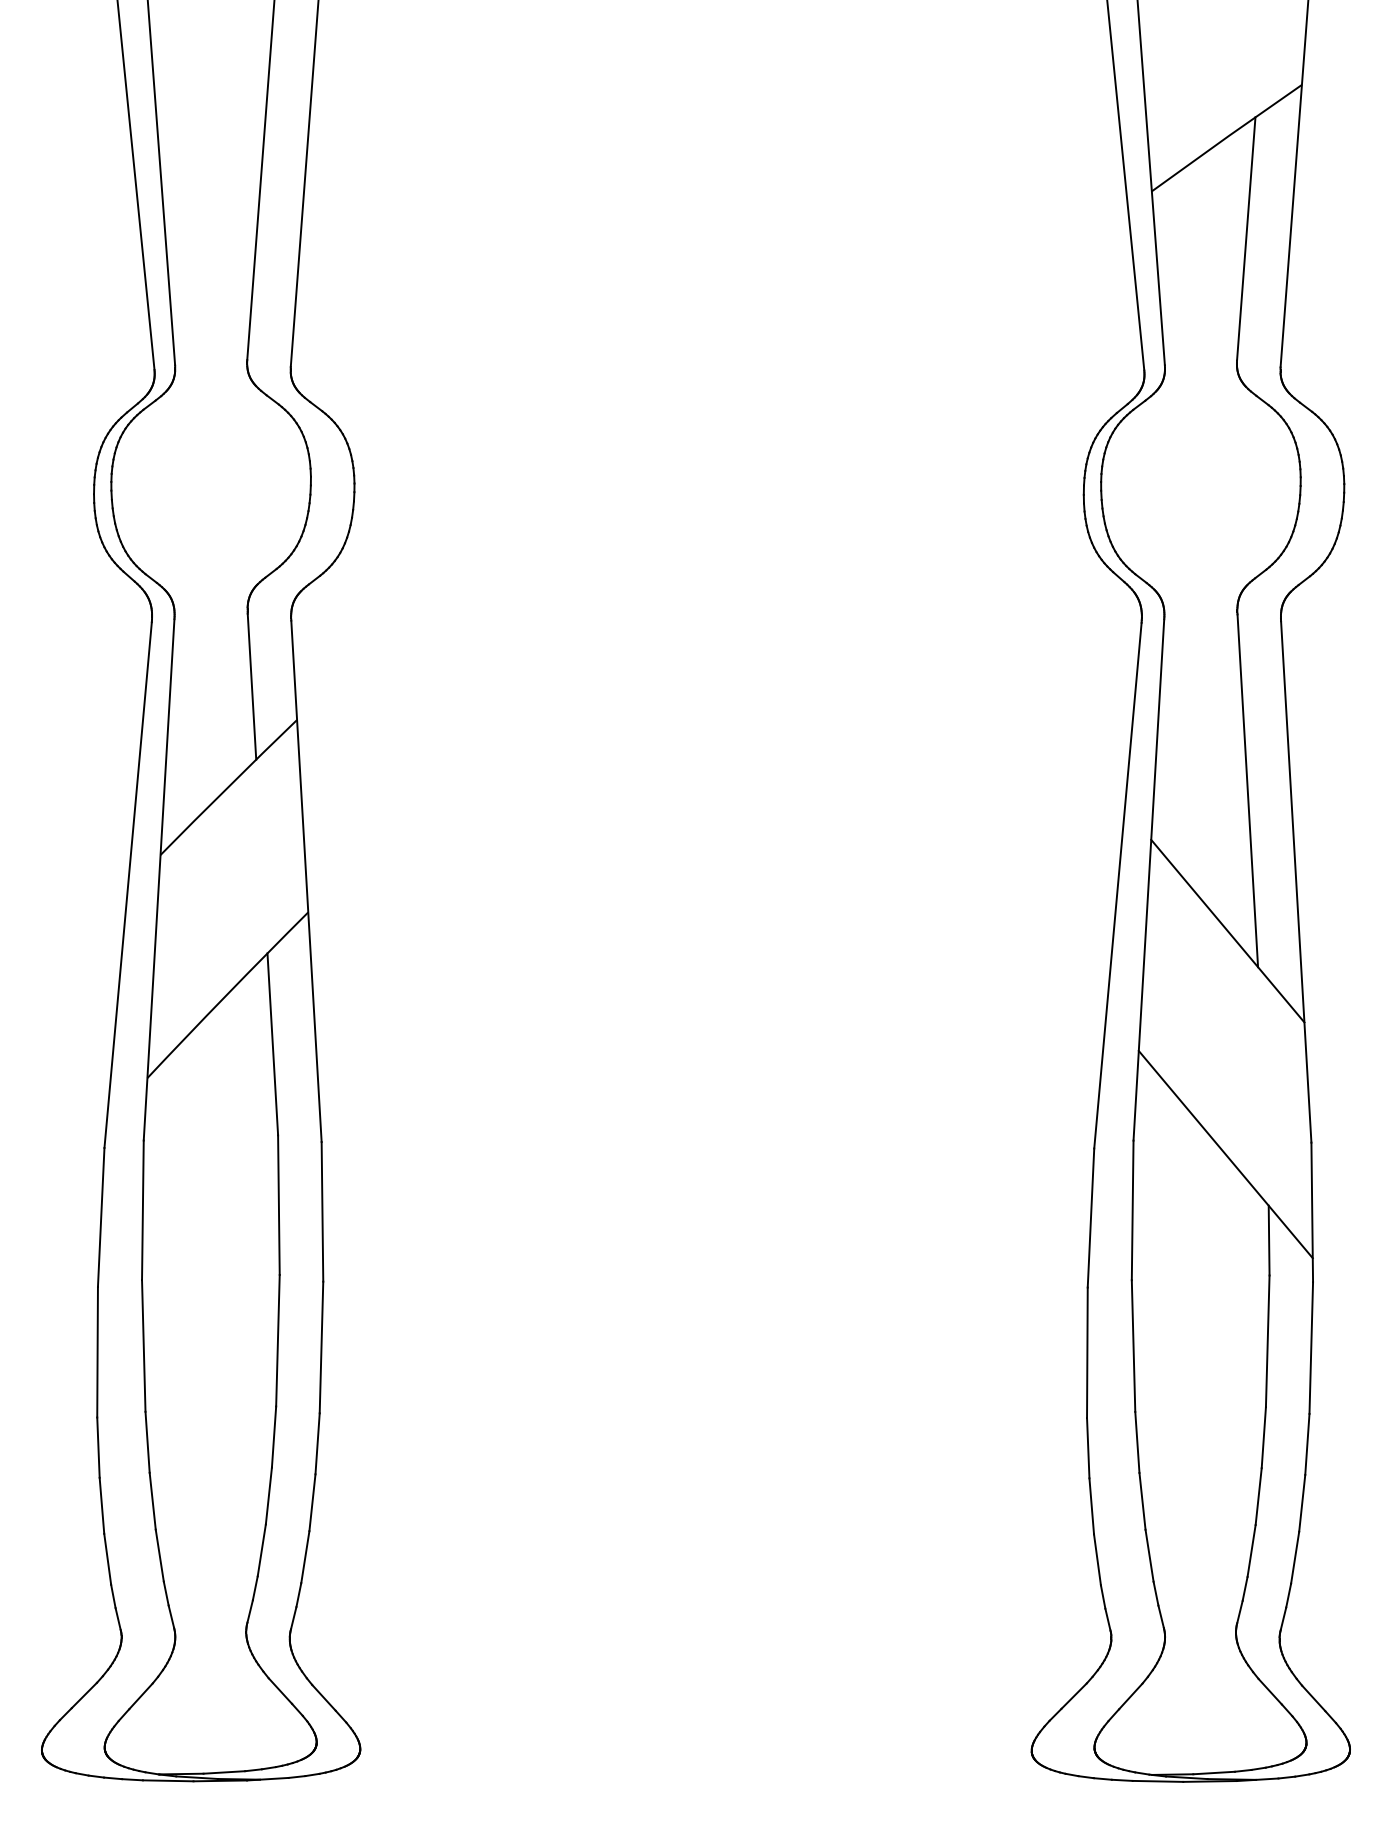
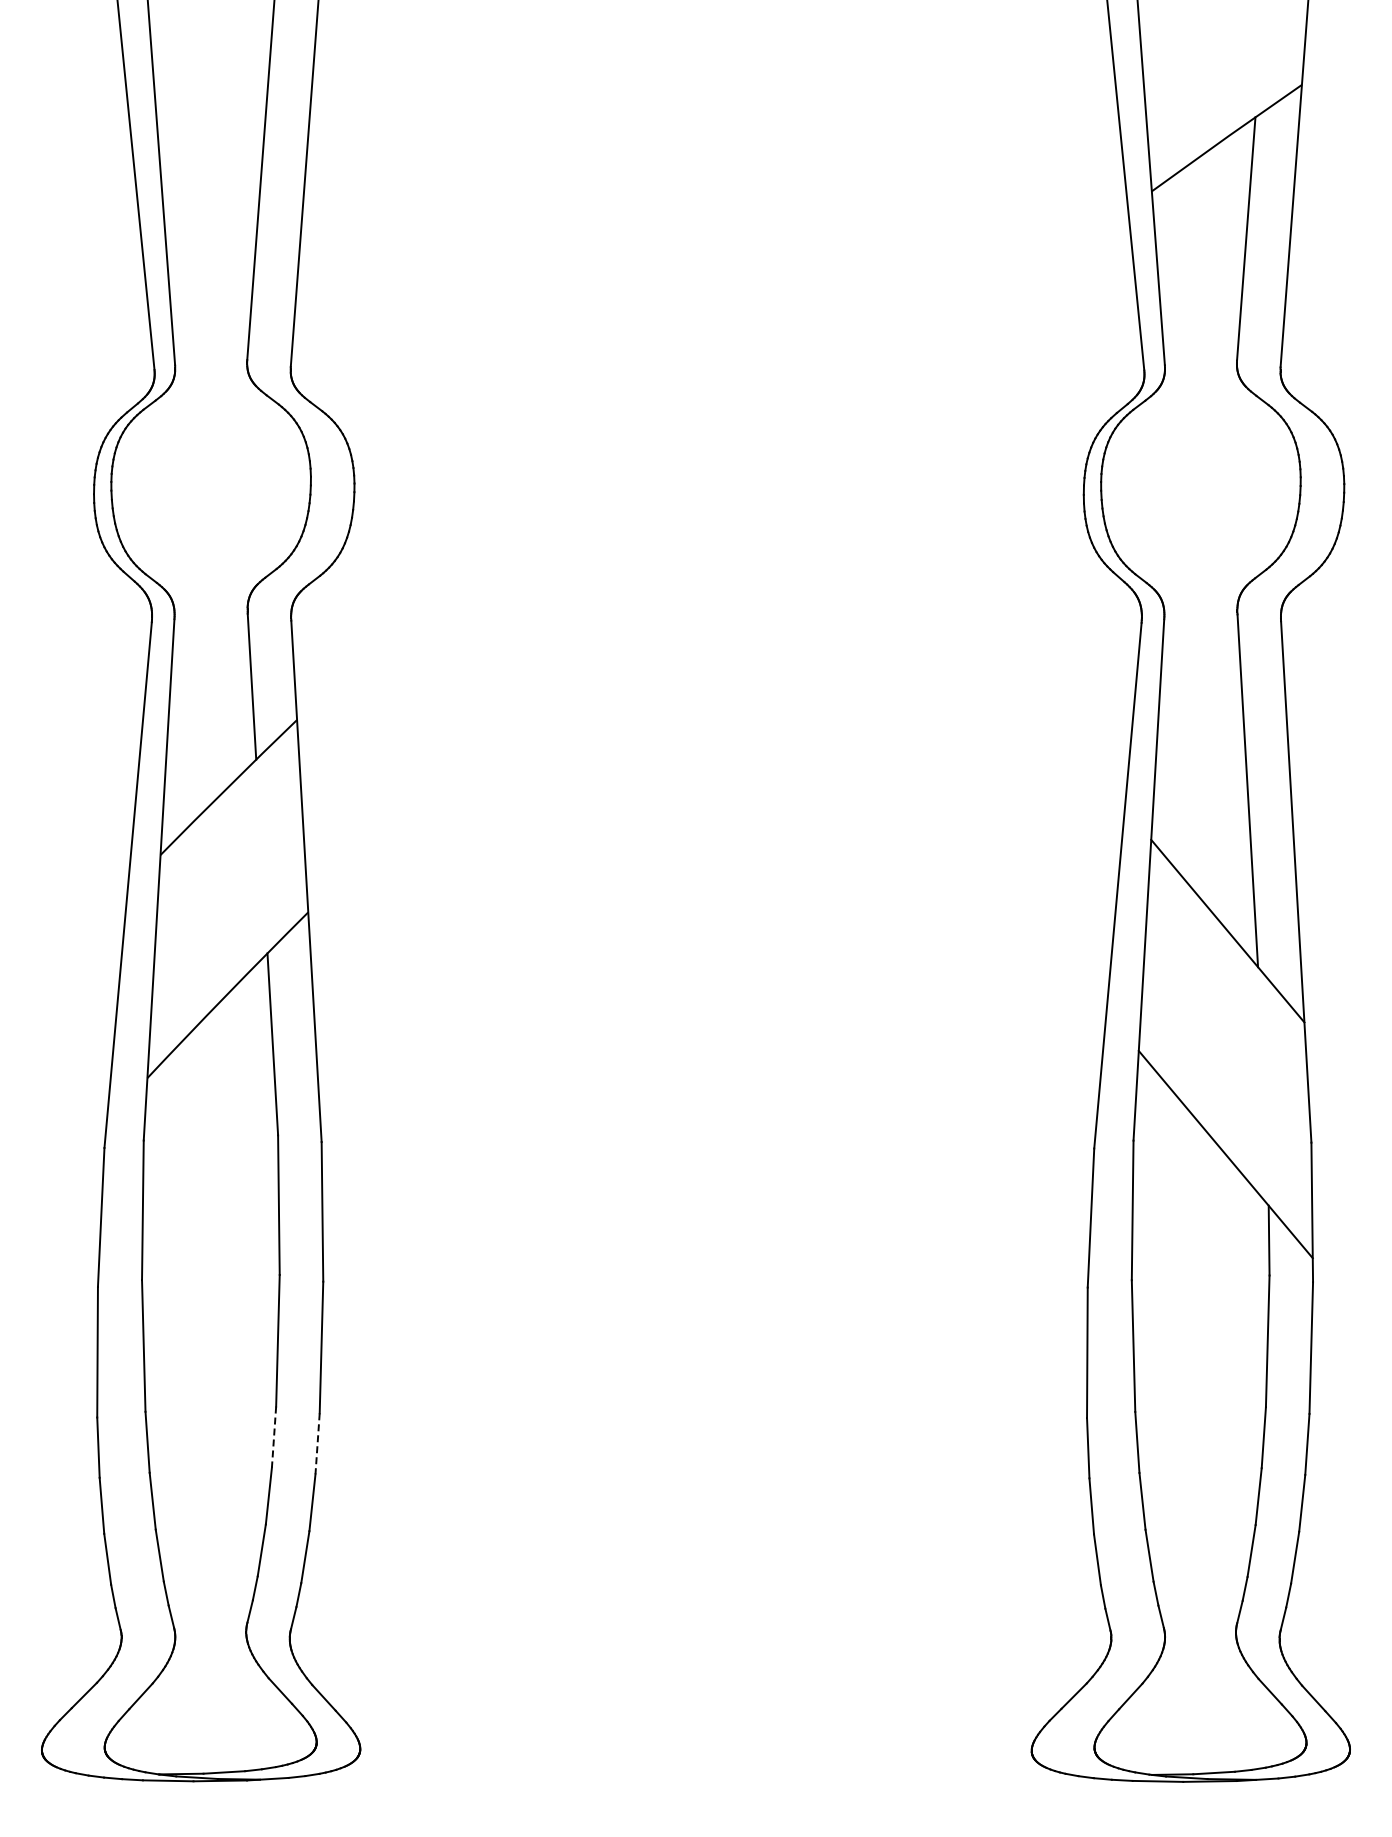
line: solid -> dashed (274, 1437)
line: solid -> dashed (317, 1443)
